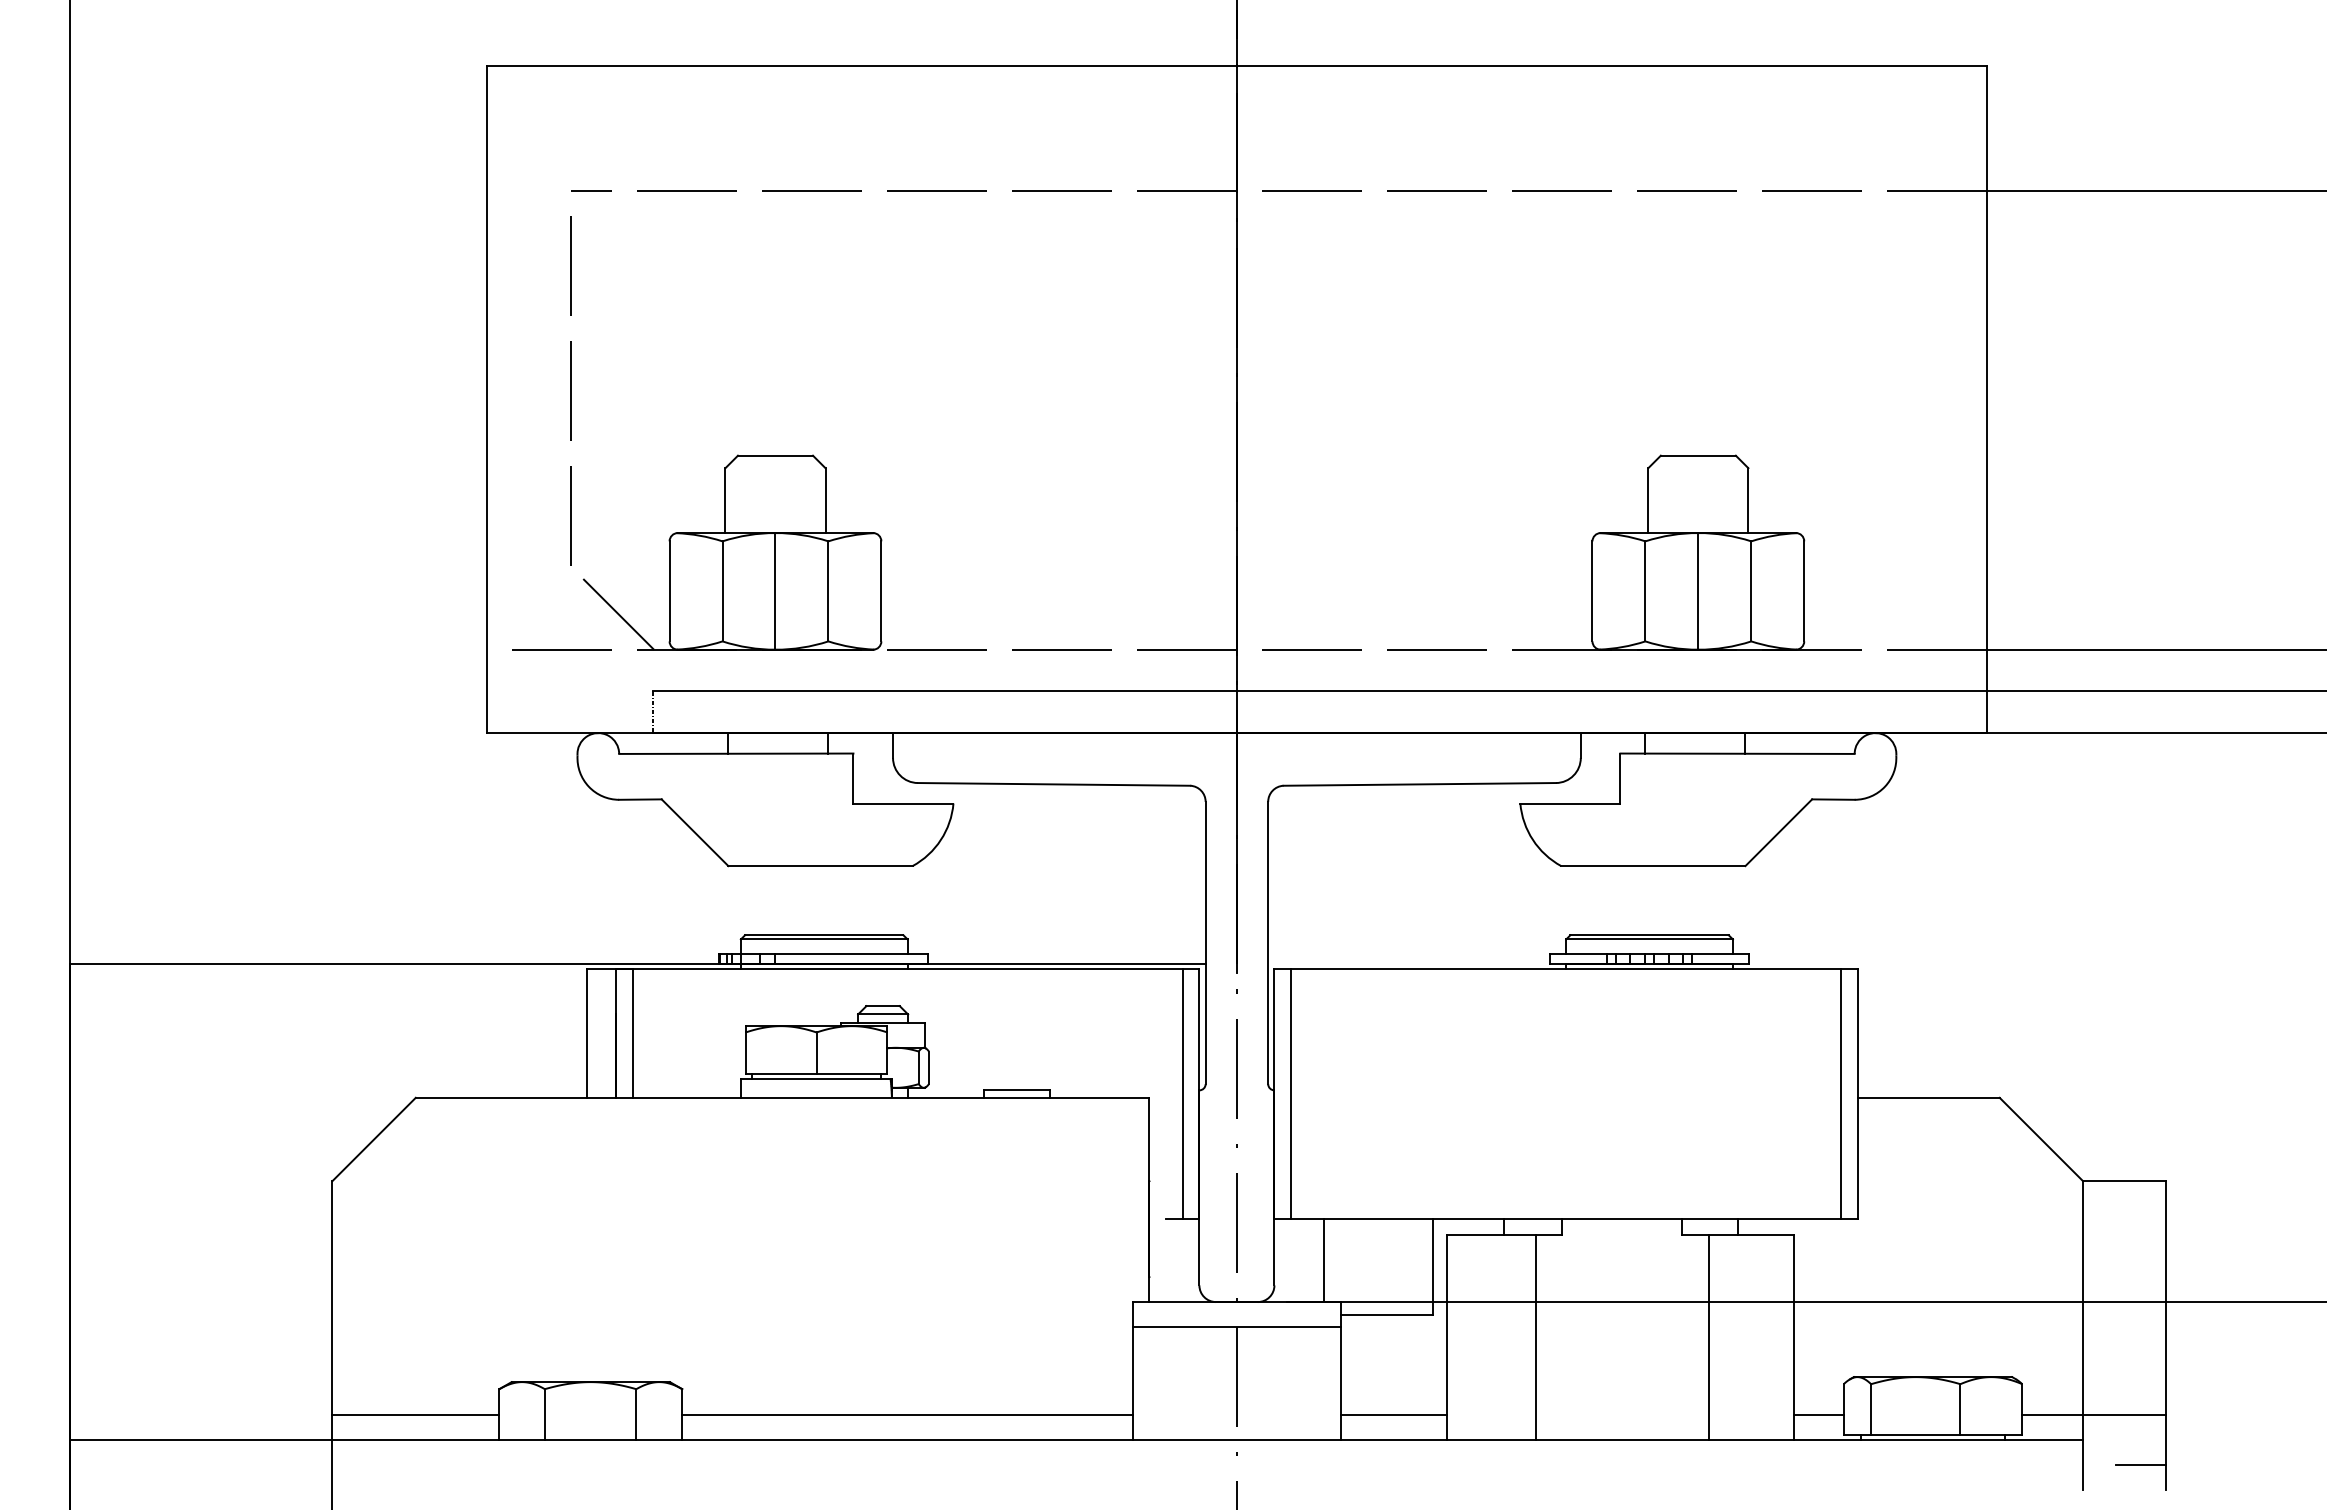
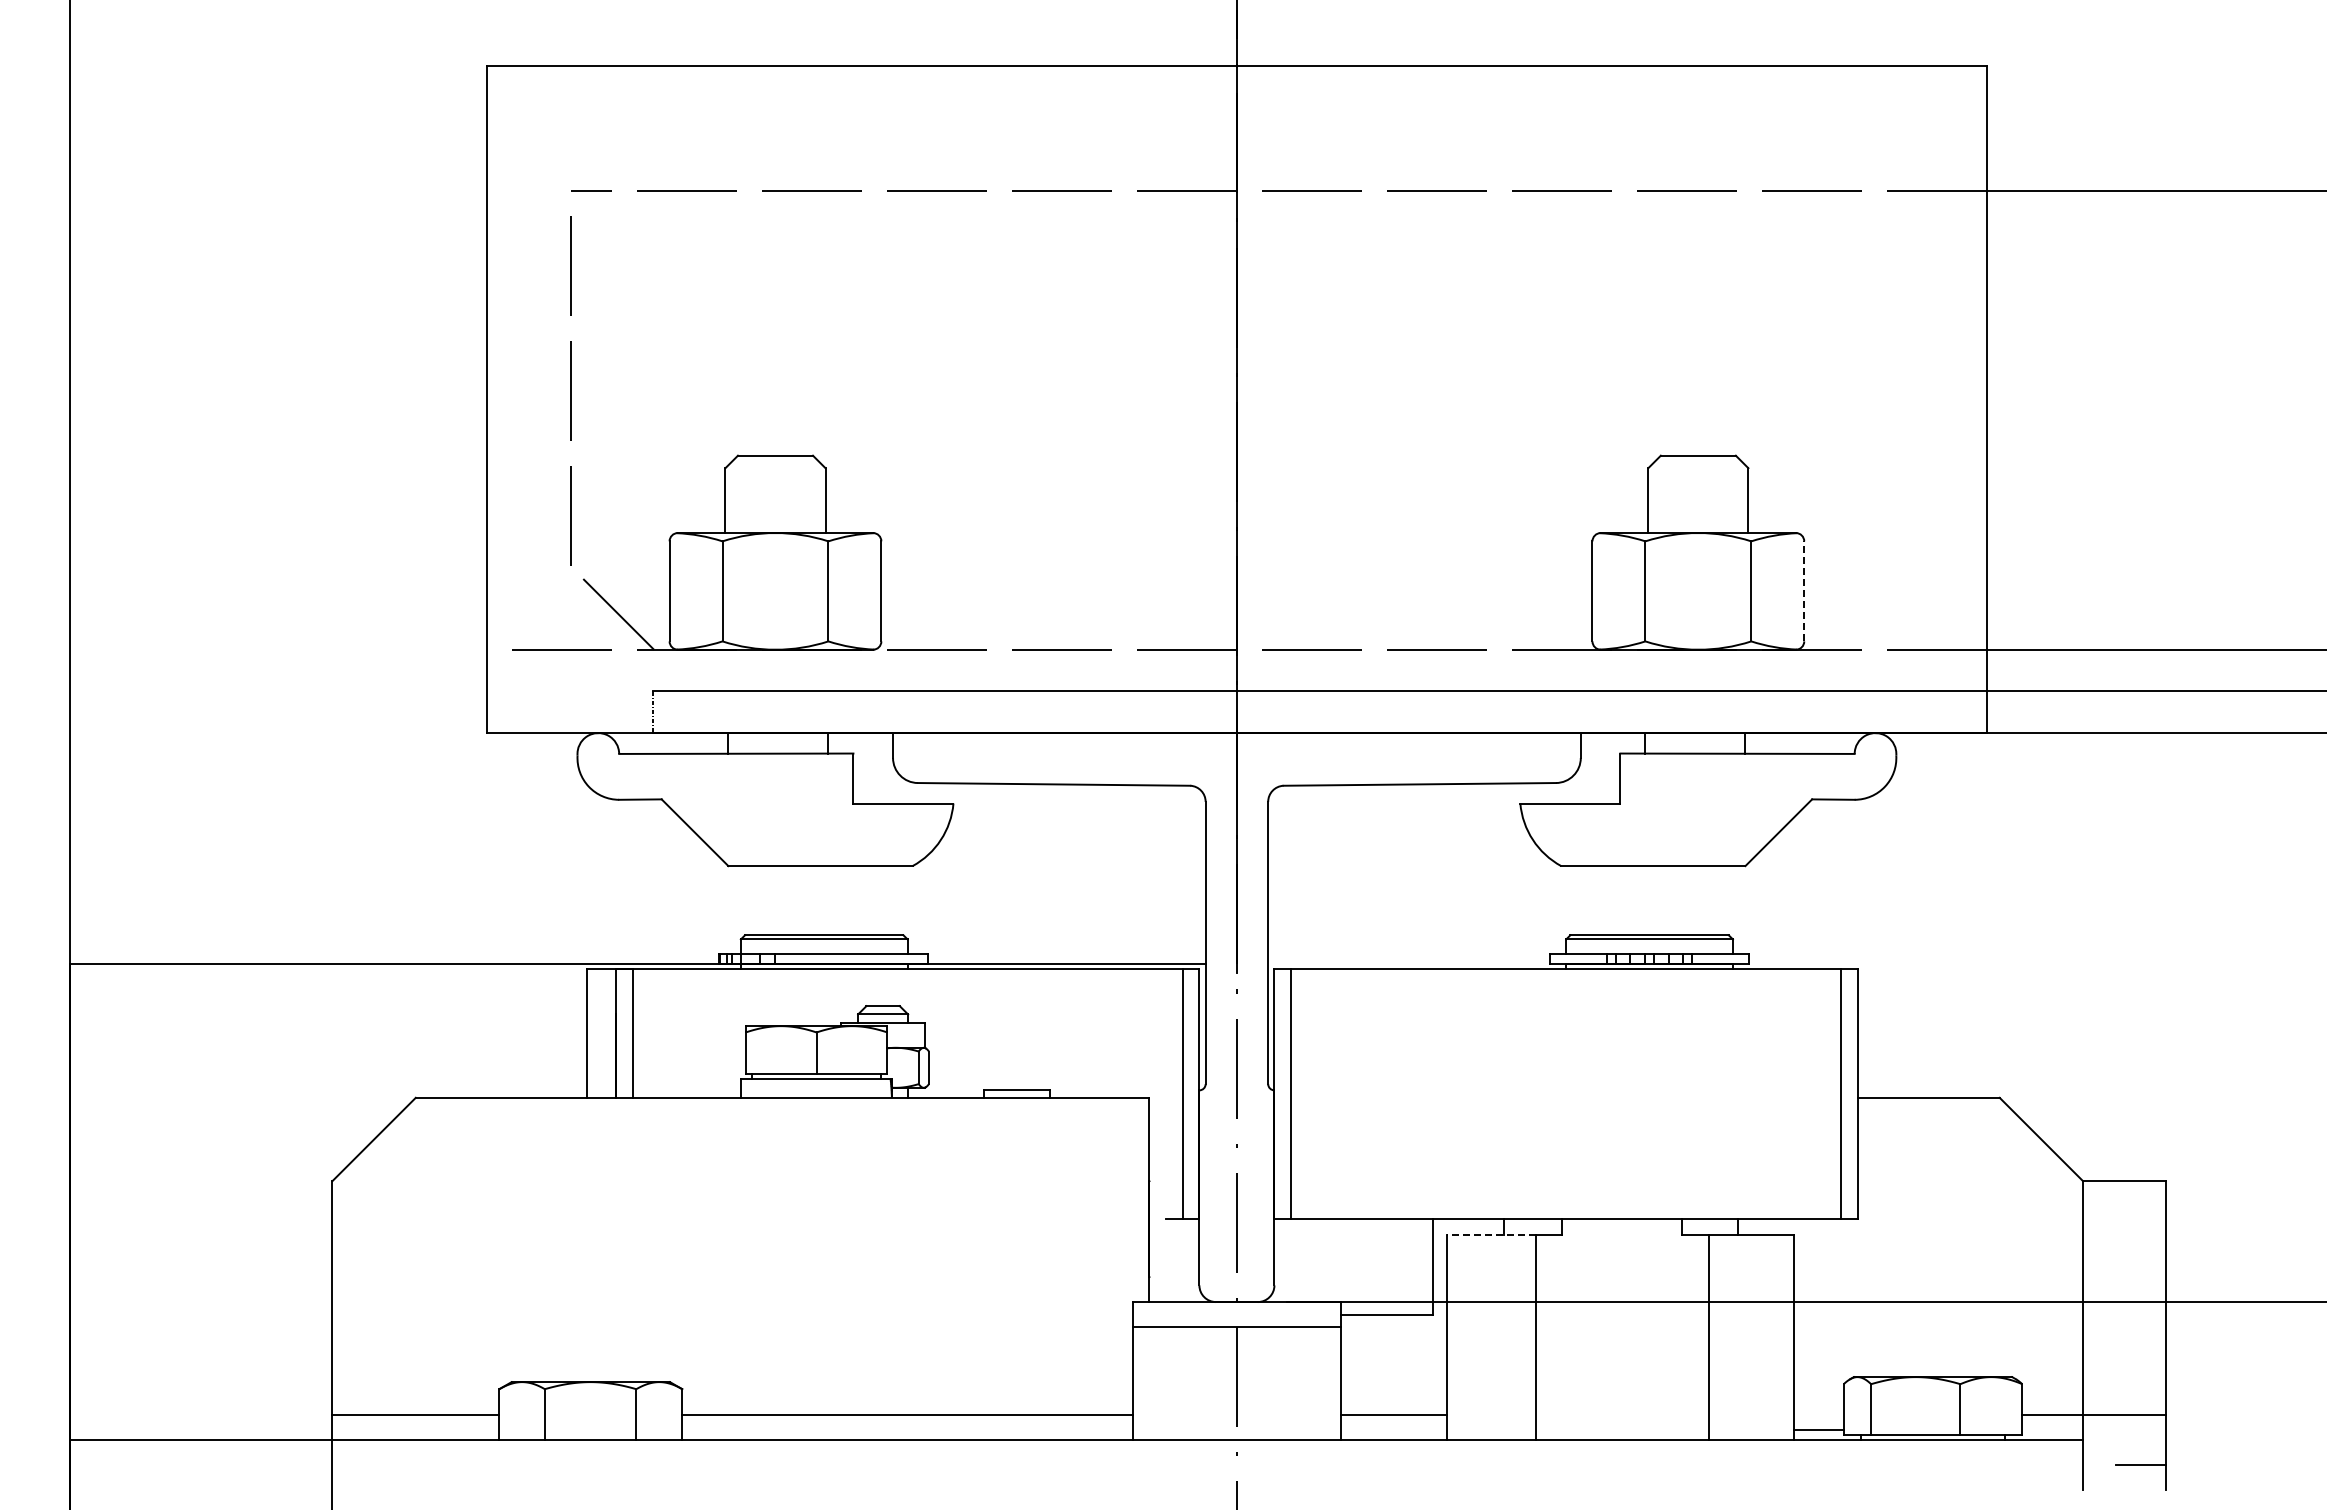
line: solid -> dashed (1804, 590)
line: present -> none (775, 591)
line: present -> none (1698, 591)
line: solid -> dashed (1490, 1235)
line: present -> none (1324, 1260)
line position: (1818, 1414) -> (1818, 1429) (1818, 1429)
